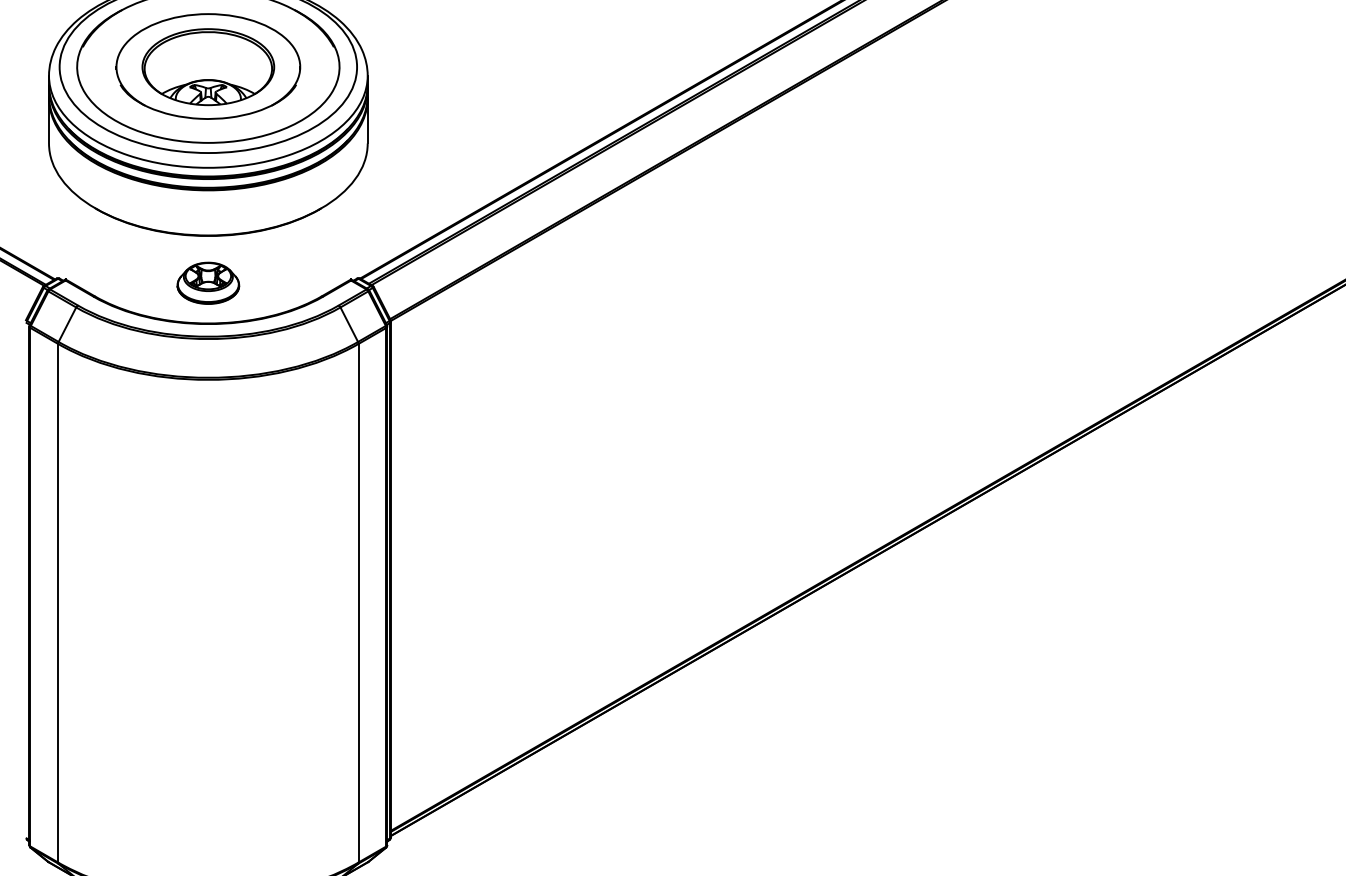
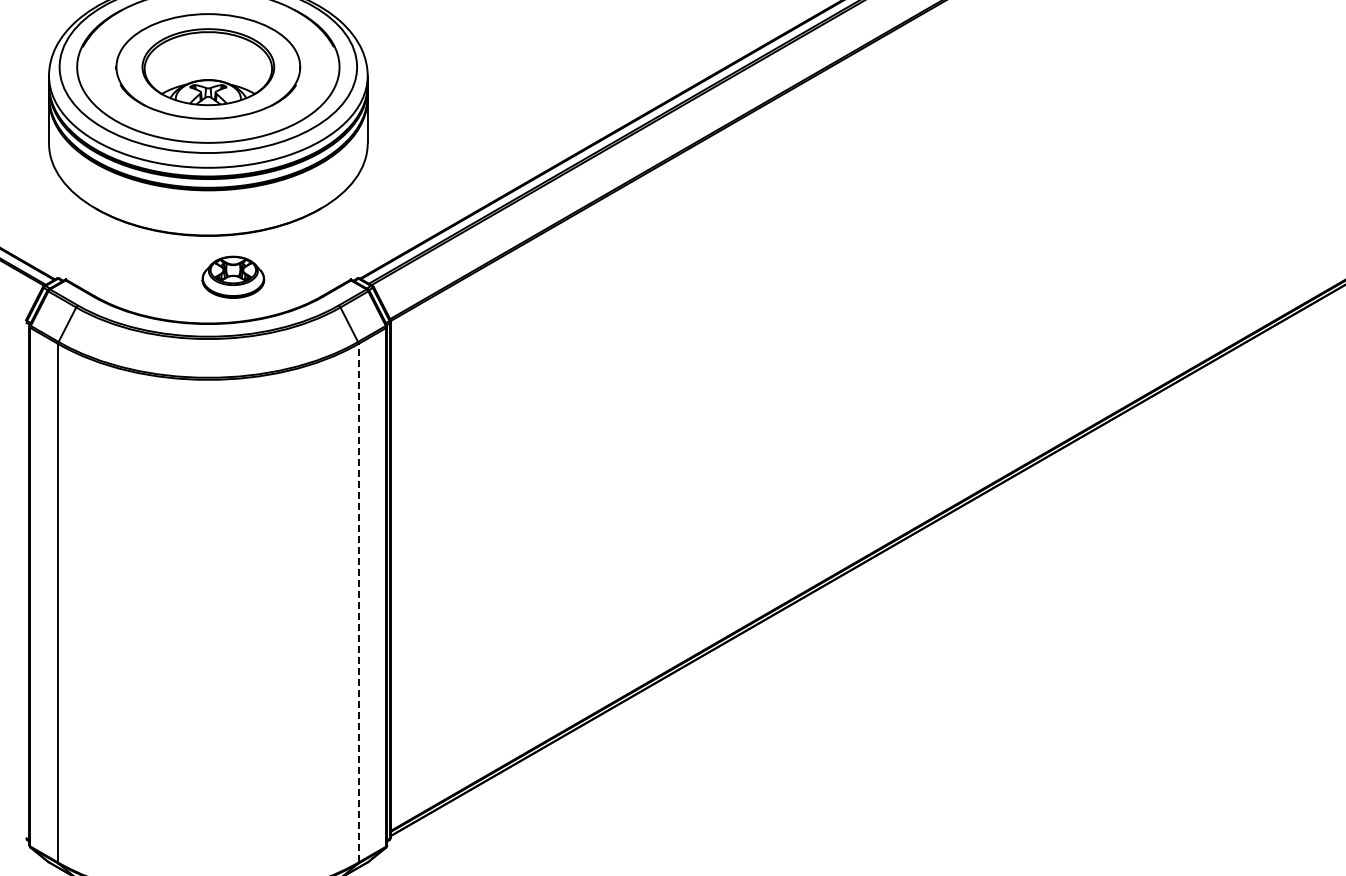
part position: (208, 282) -> (233, 276) (233, 276)
line: solid -> dashed (358, 602)
